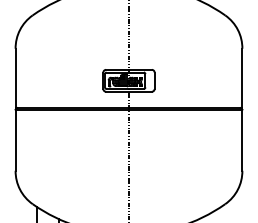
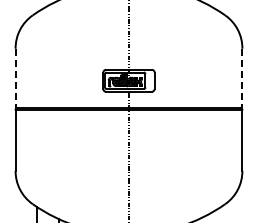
line: solid -> dashed (15, 78)
line: solid -> dashed (242, 78)
